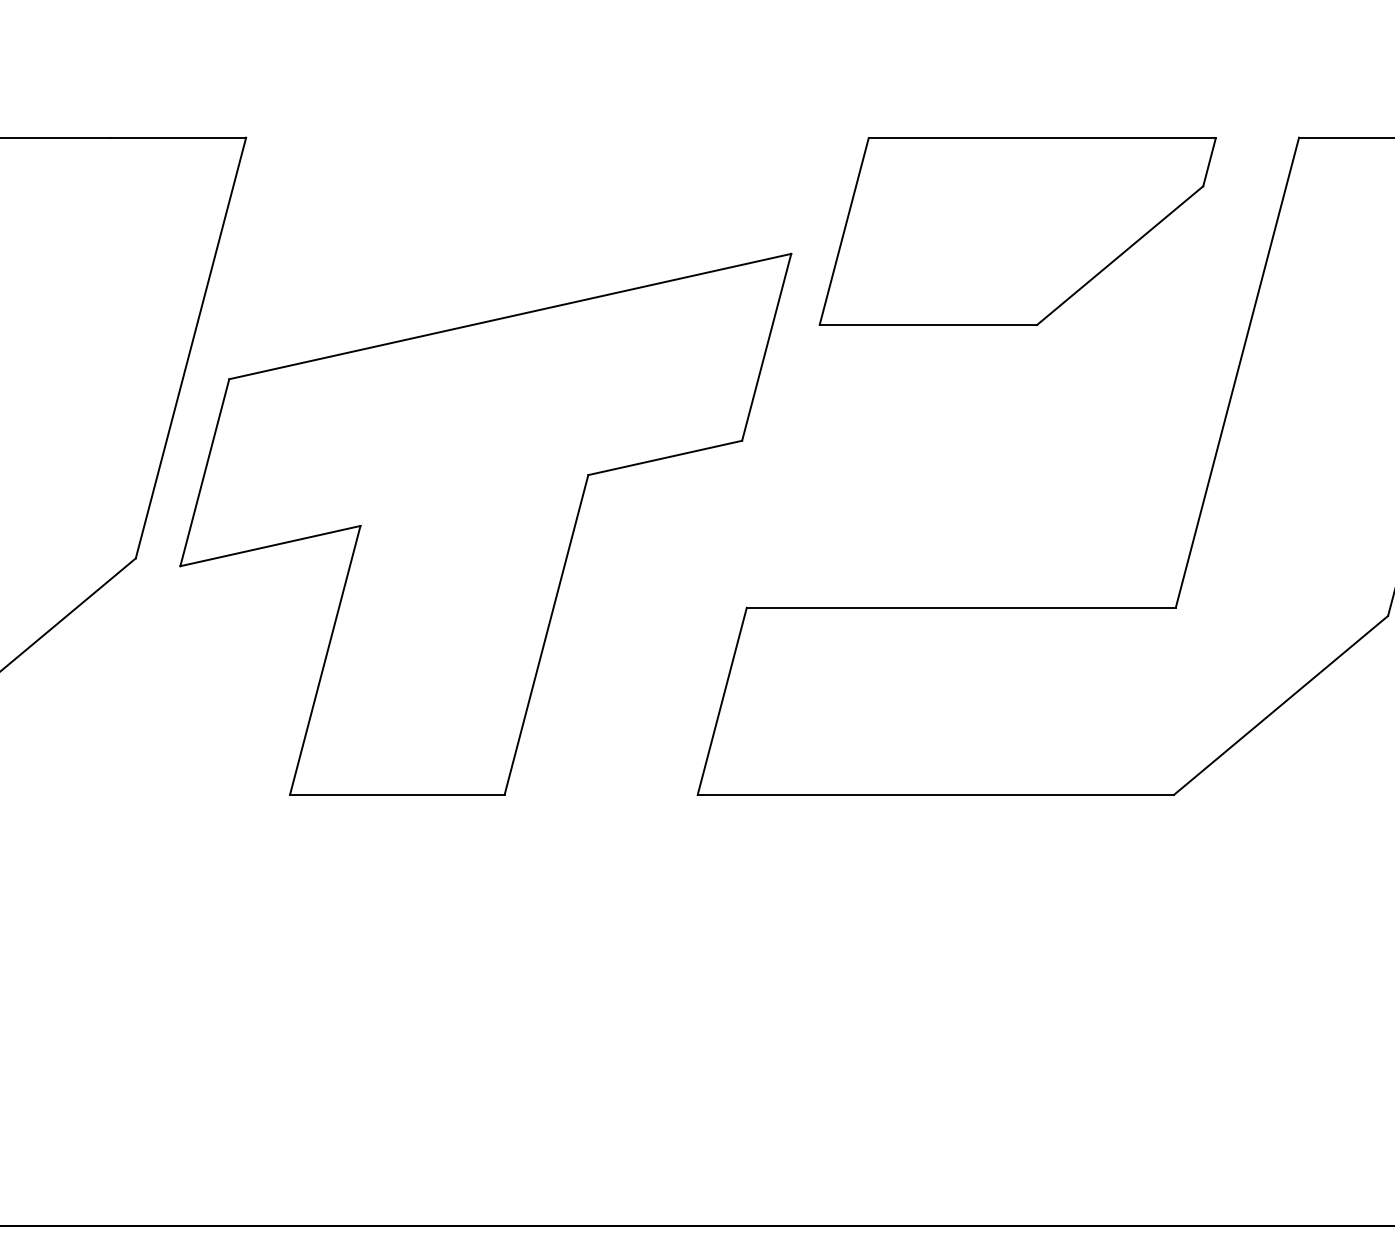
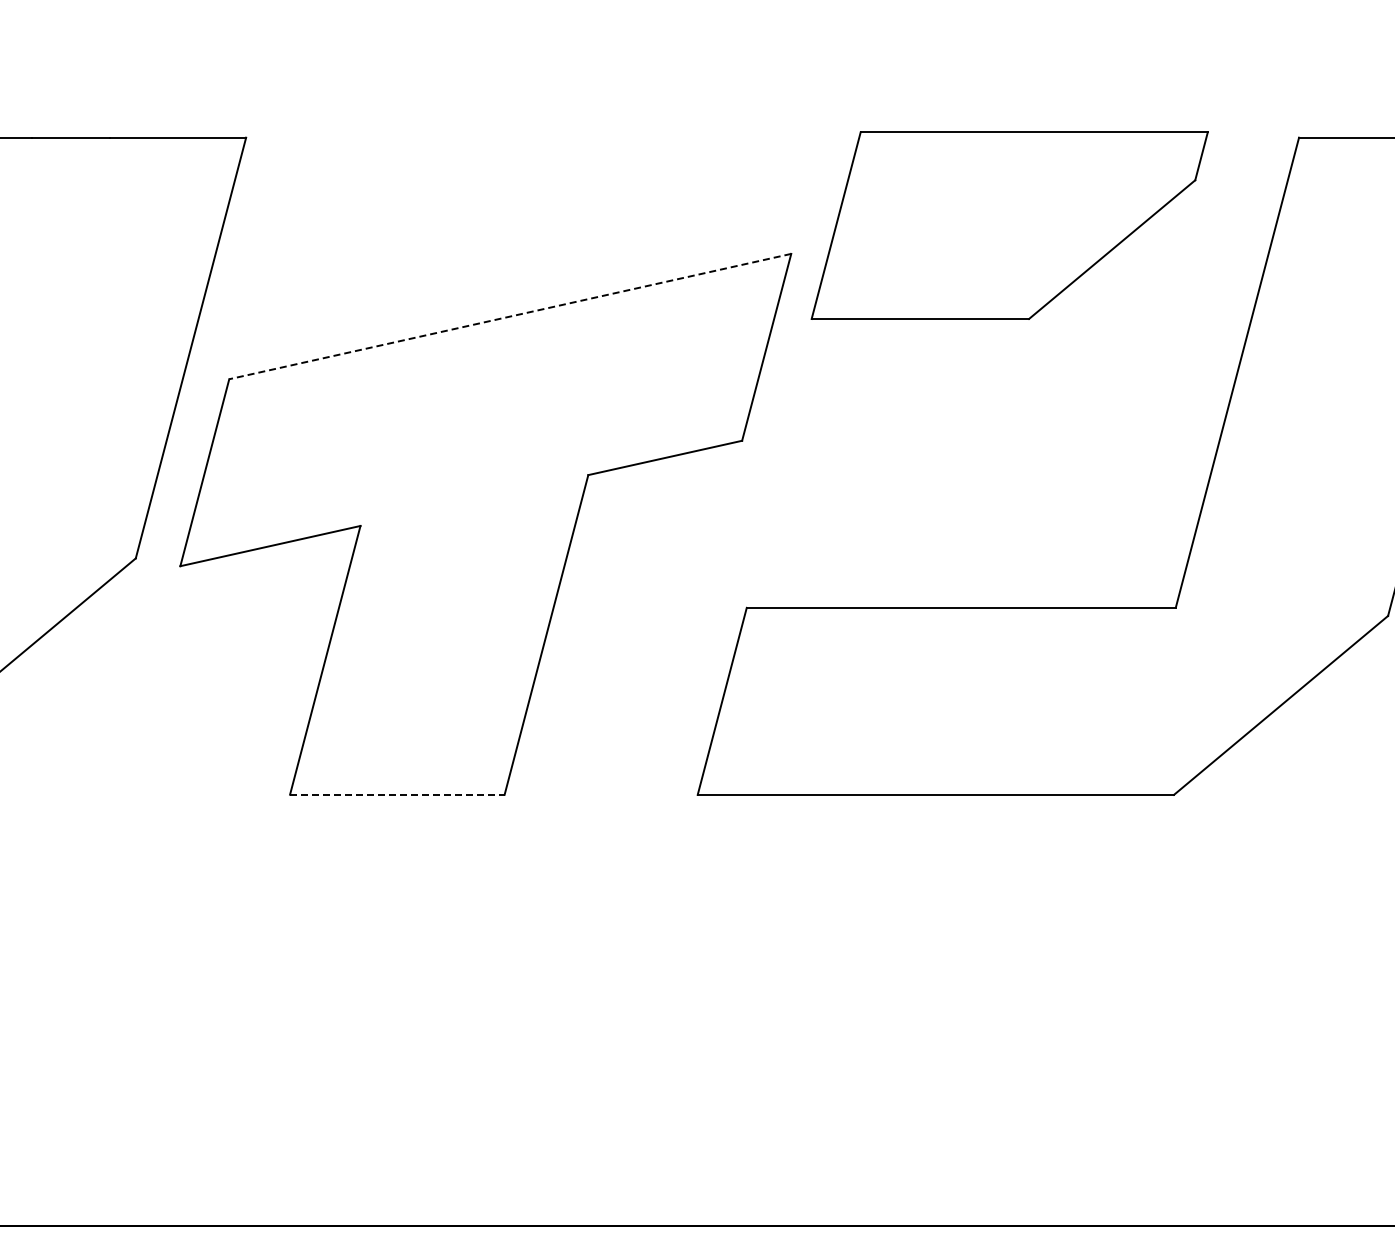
part position: (1017, 231) -> (1009, 225) (1009, 225)
line: solid -> dashed (510, 316)
line: solid -> dashed (397, 794)
